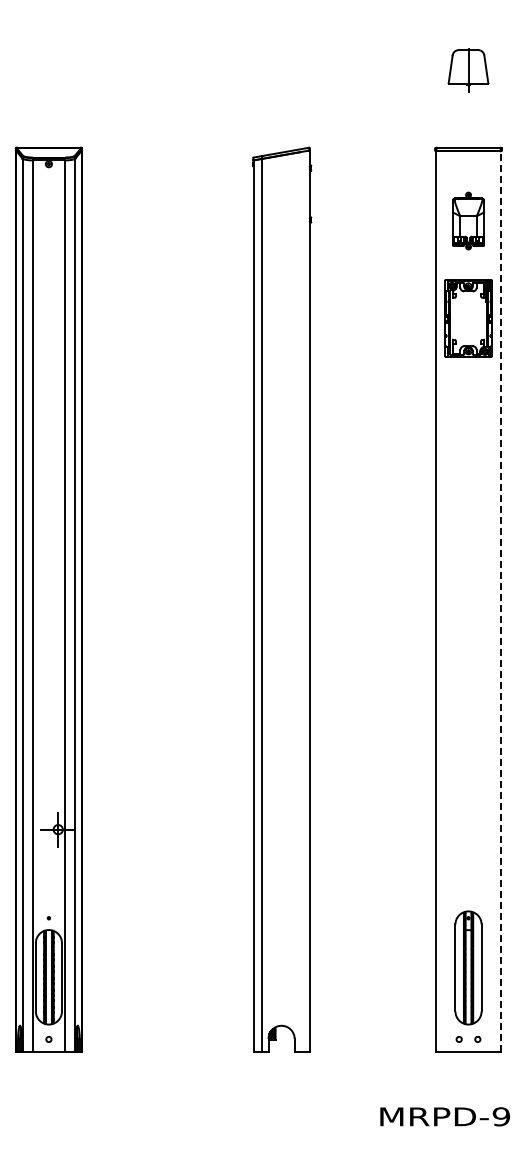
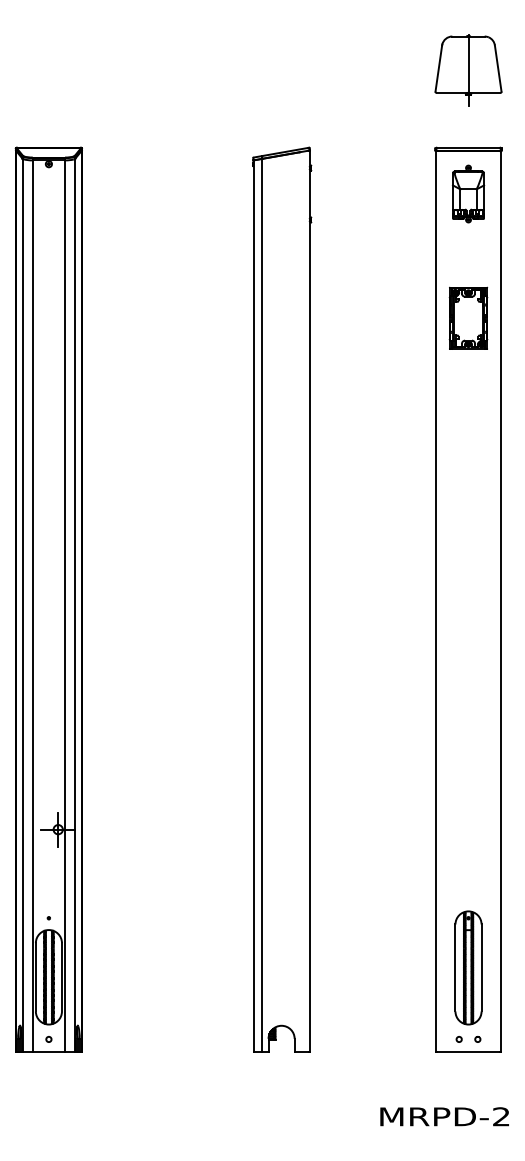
part size: 43x45 px -> 69x73 px (468, 70)
part position: (468, 220) -> (468, 193) (468, 193)
part size: 49x79 px -> 41x64 px (468, 317)
line: dashed -> solid (501, 601)
text: MRPD-9 -> MRPD-2 (500, 1116)
